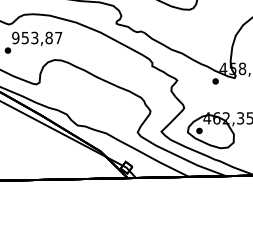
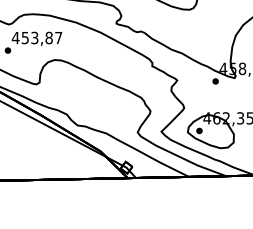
text: 953,87 -> 453,87 (15, 37)
